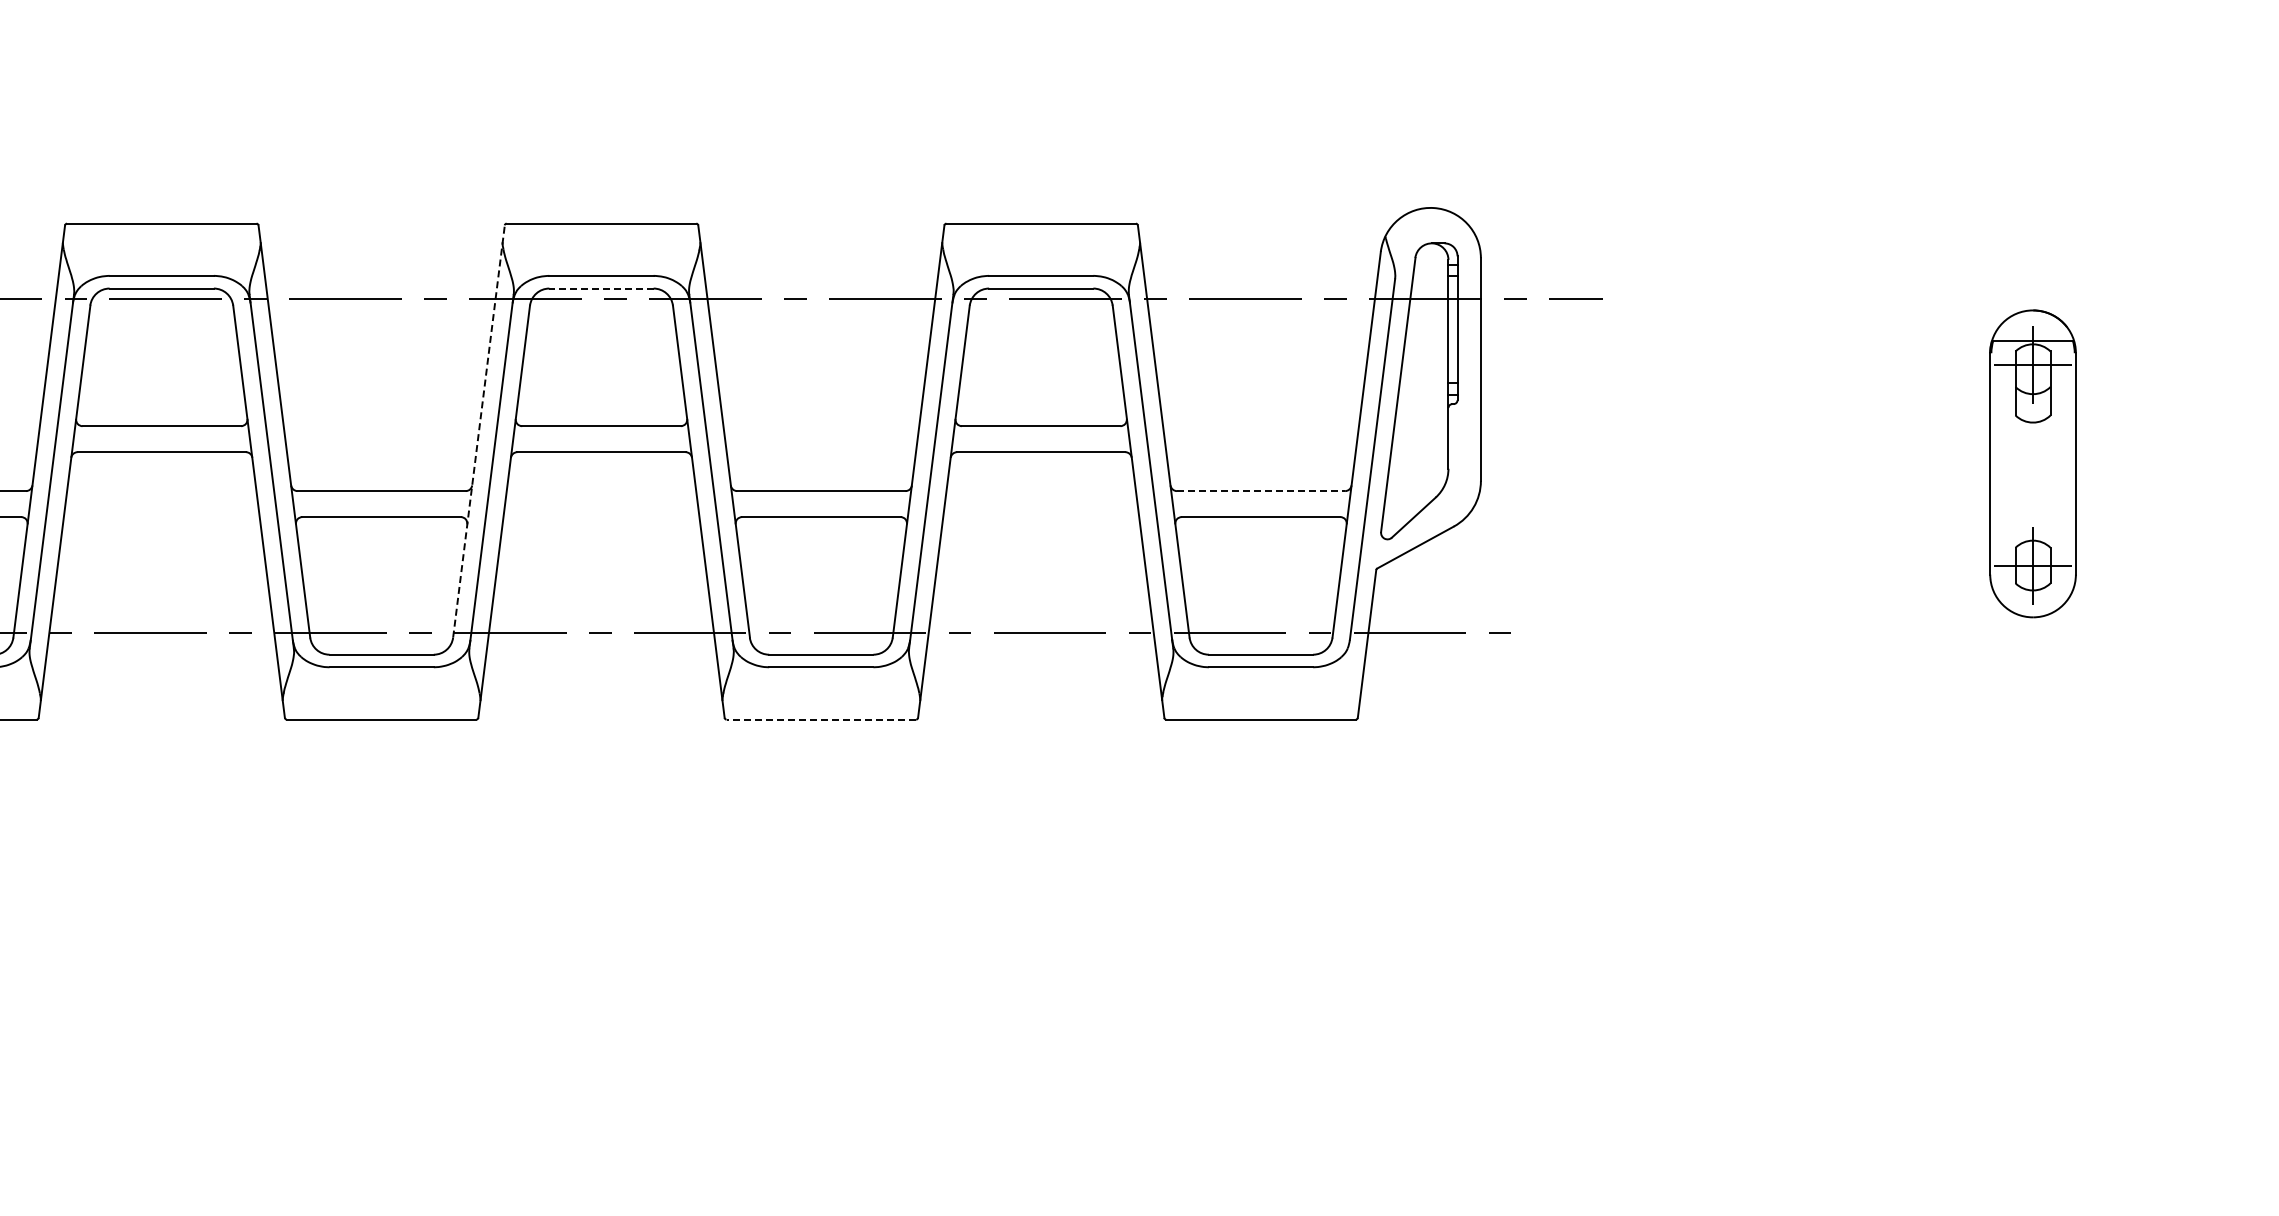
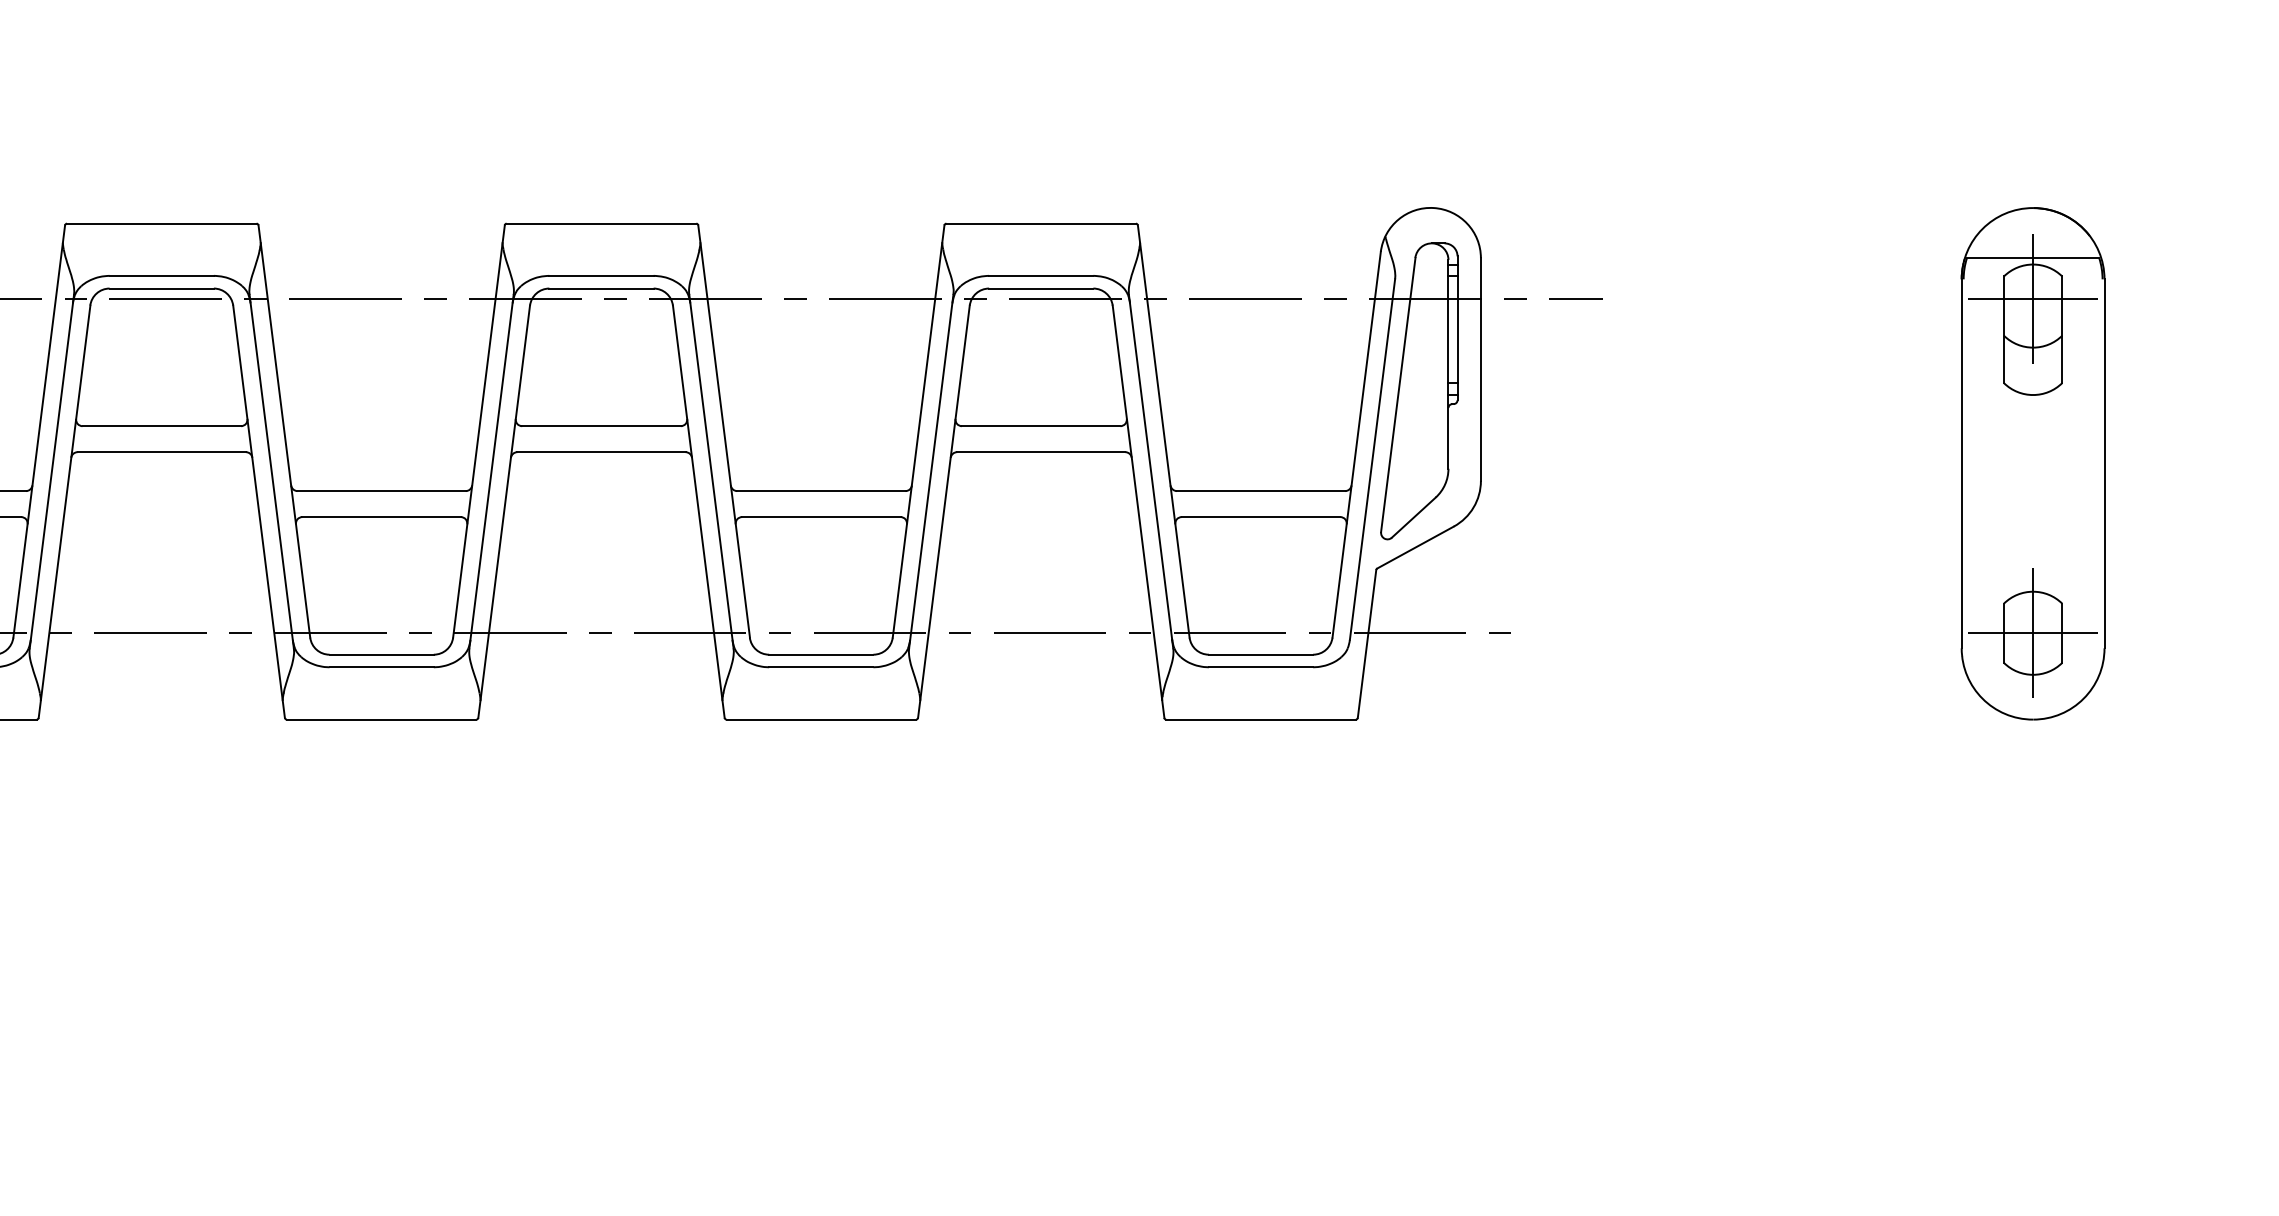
line: dashed -> solid (601, 288)
line: dashed -> solid (479, 431)
part size: 88x310 px -> 146x514 px (2032, 463)
line: dashed -> solid (1261, 491)
line: dashed -> solid (821, 719)
